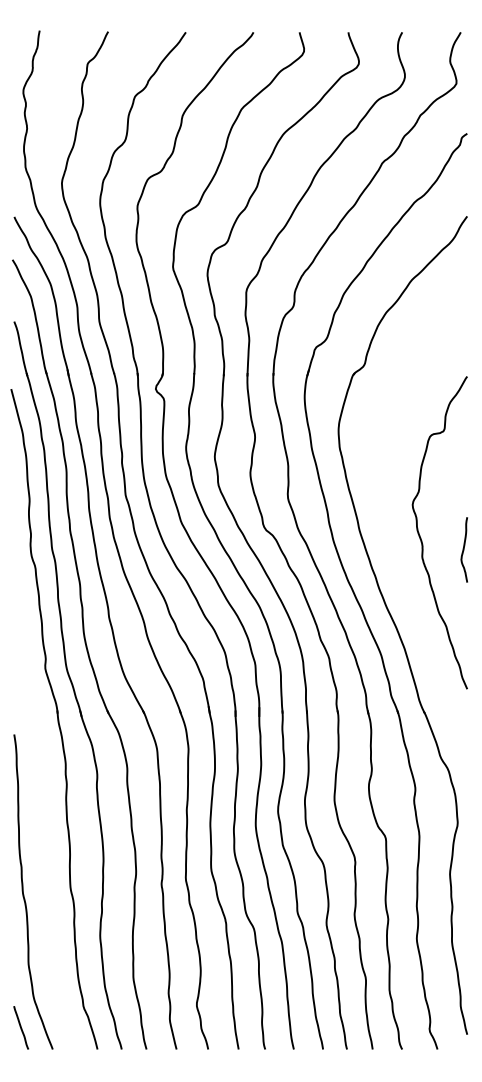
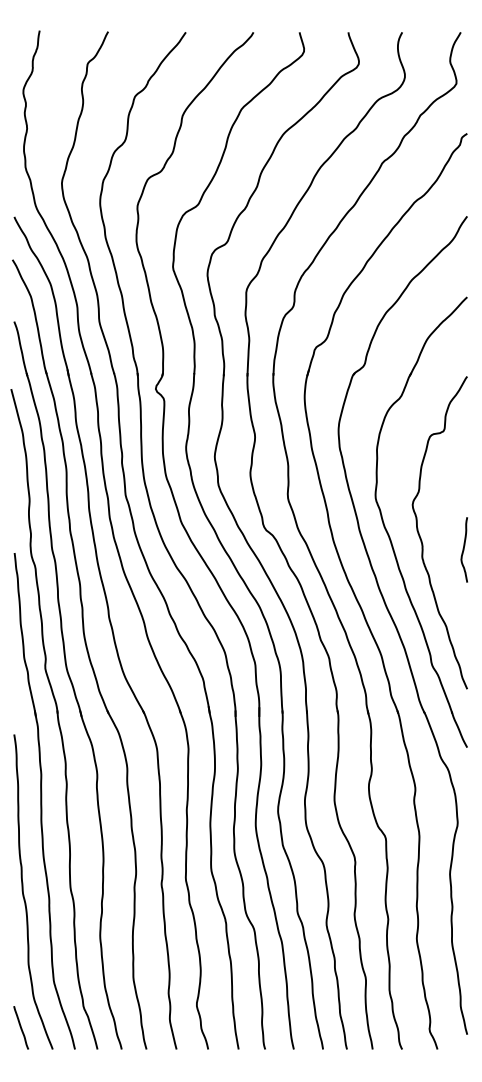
part: none -> present (389, 534)
part: none -> present (44, 801)
